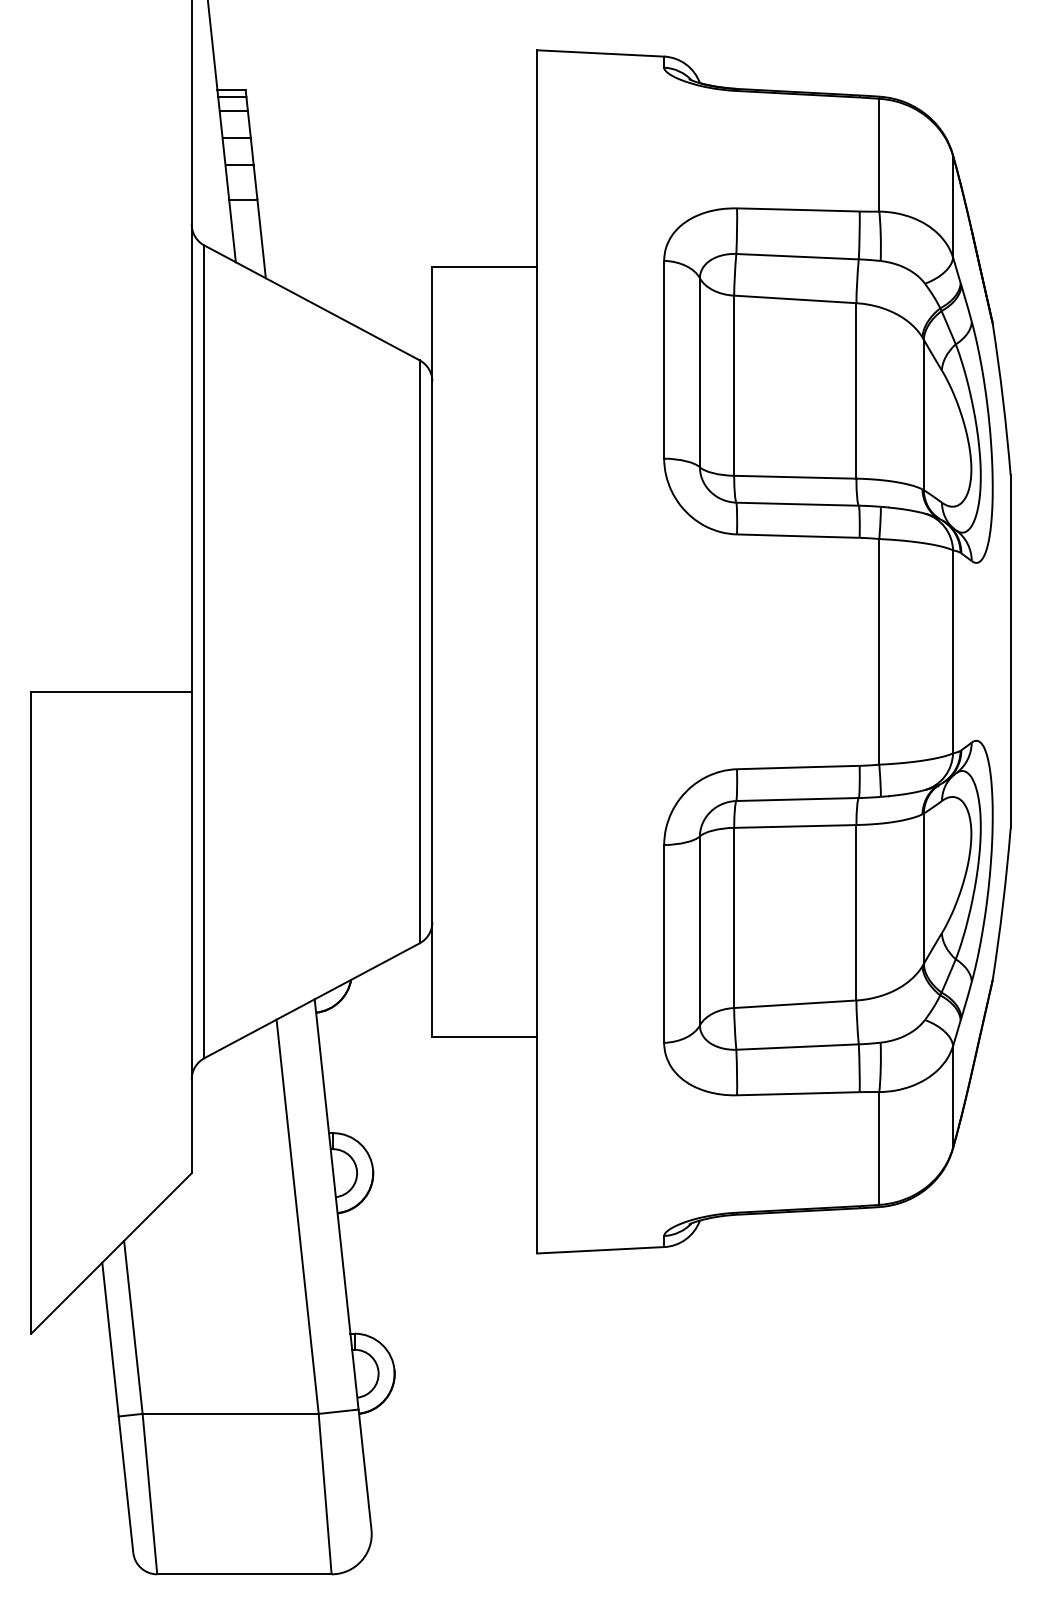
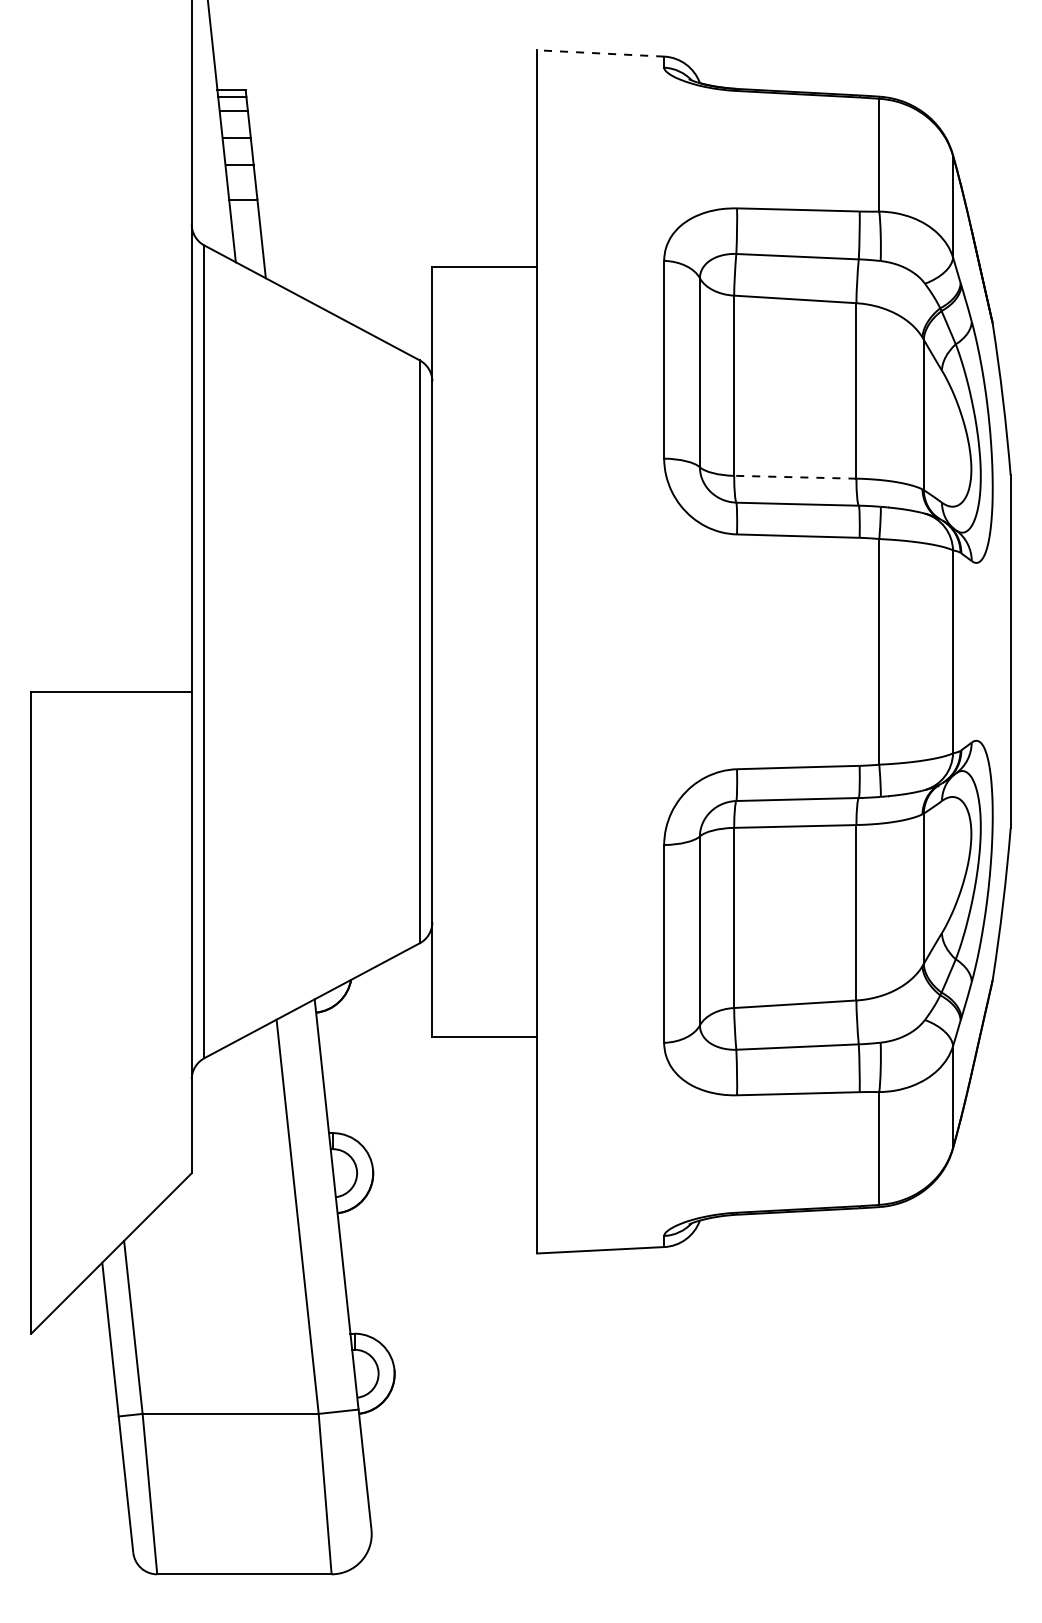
line: solid -> dashed (600, 53)
line: solid -> dashed (794, 477)
